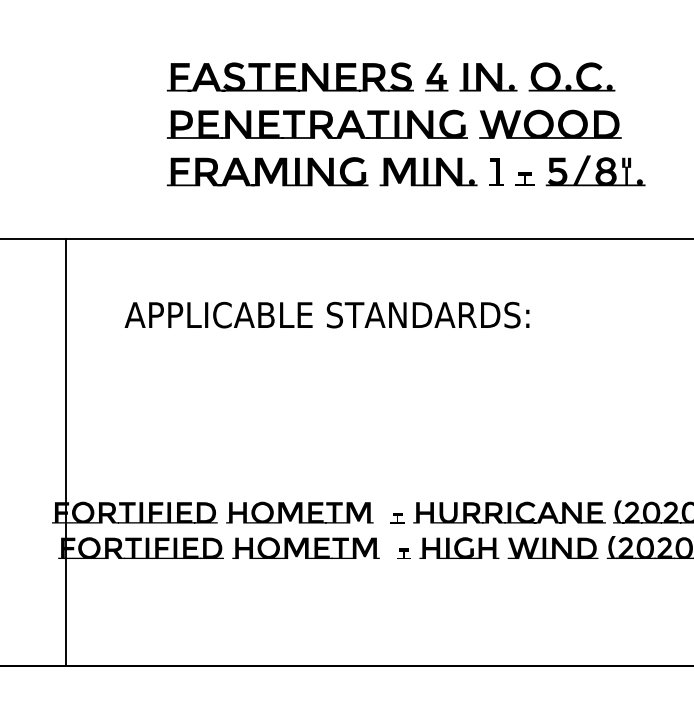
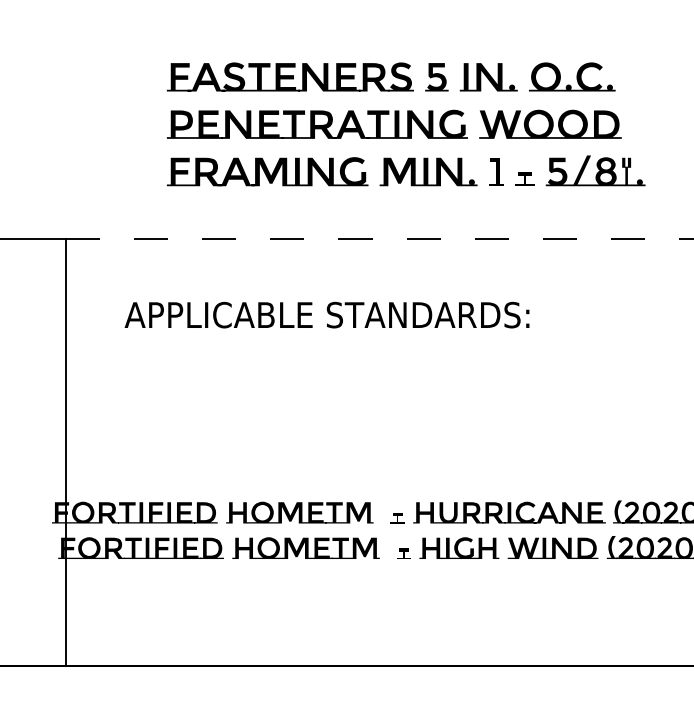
text: 4 -> 5 (520, 77)
line: solid -> dashed (380, 239)
